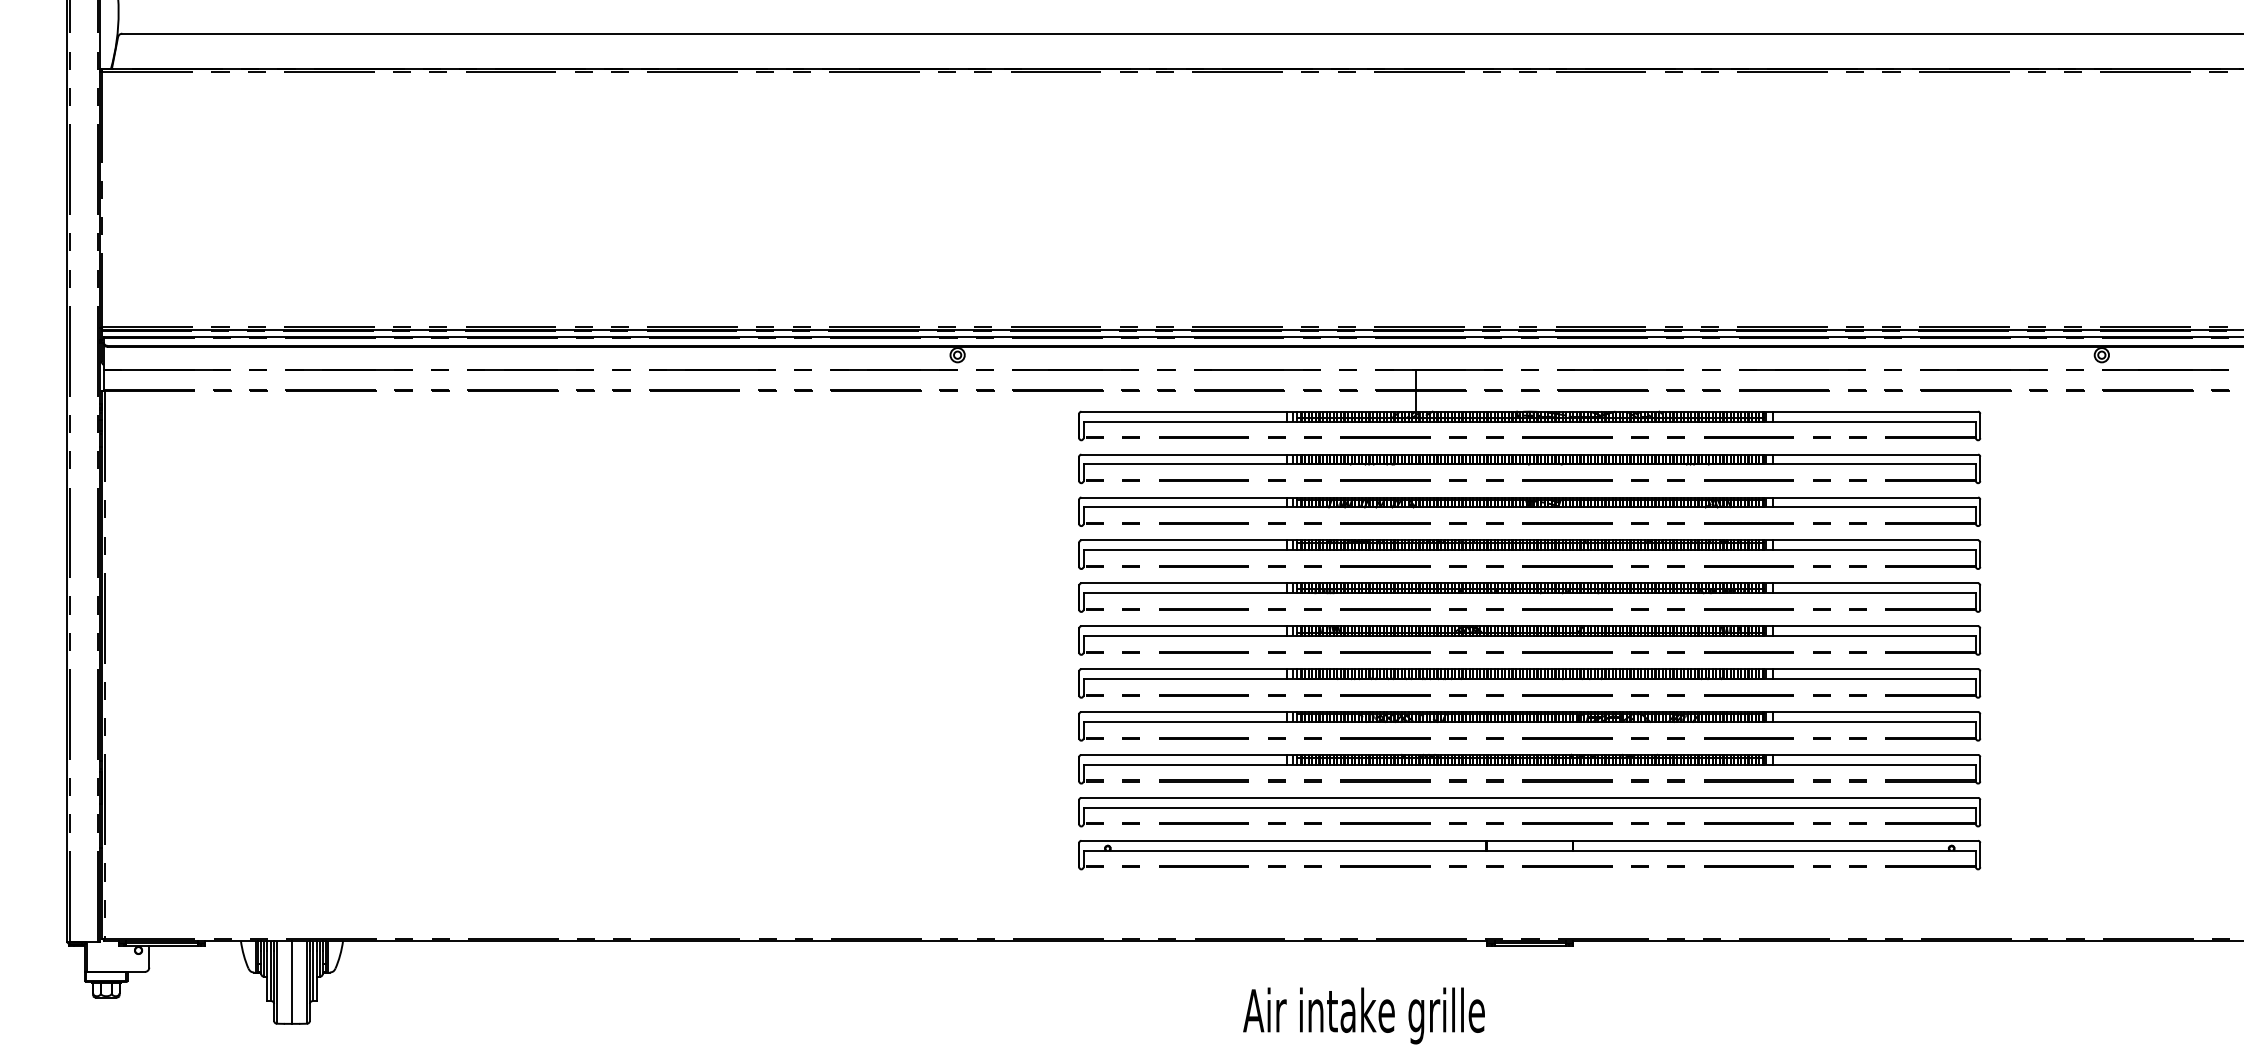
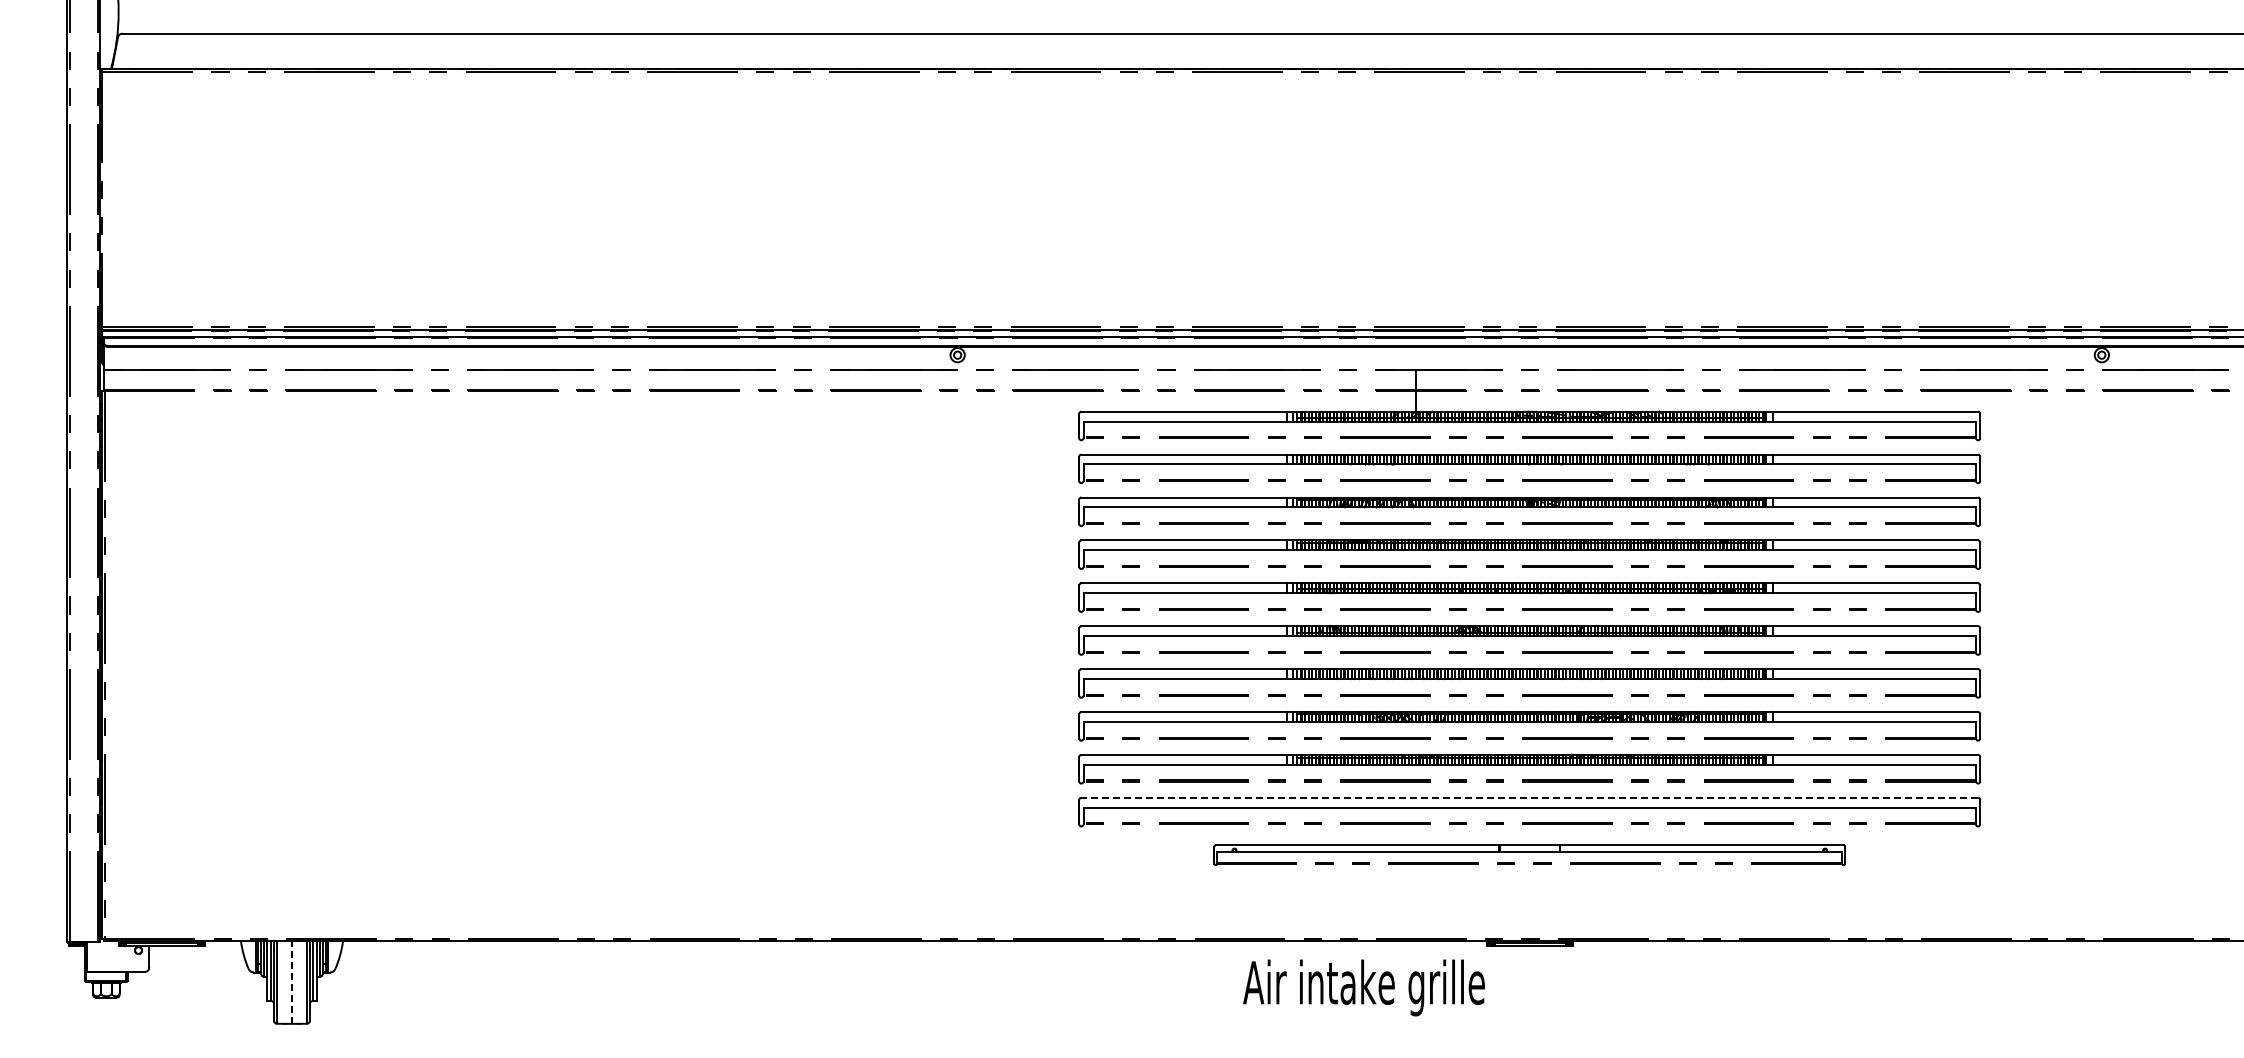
line: solid -> dashed (1529, 797)
part size: 904x31 px -> 633x23 px (1529, 855)
line: solid -> dashed (292, 981)
text position: (1363, 1015) -> (1363, 987) (1363, 987)
